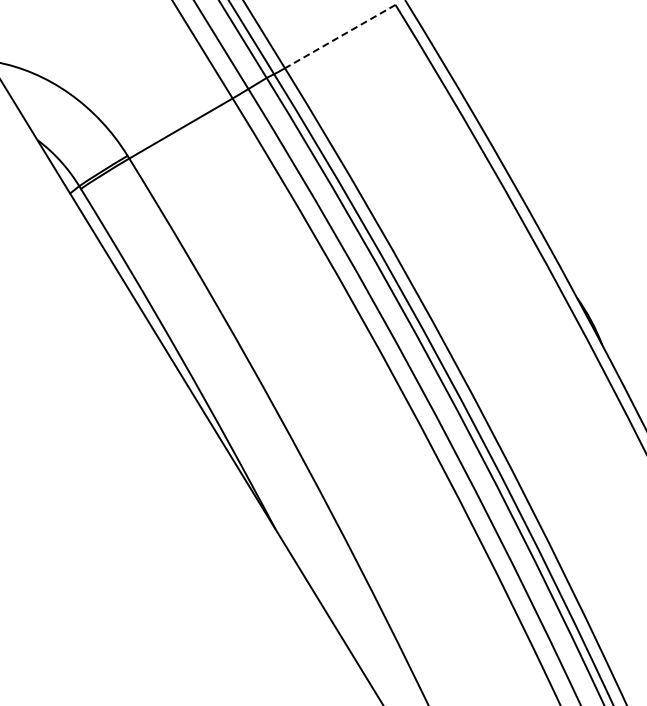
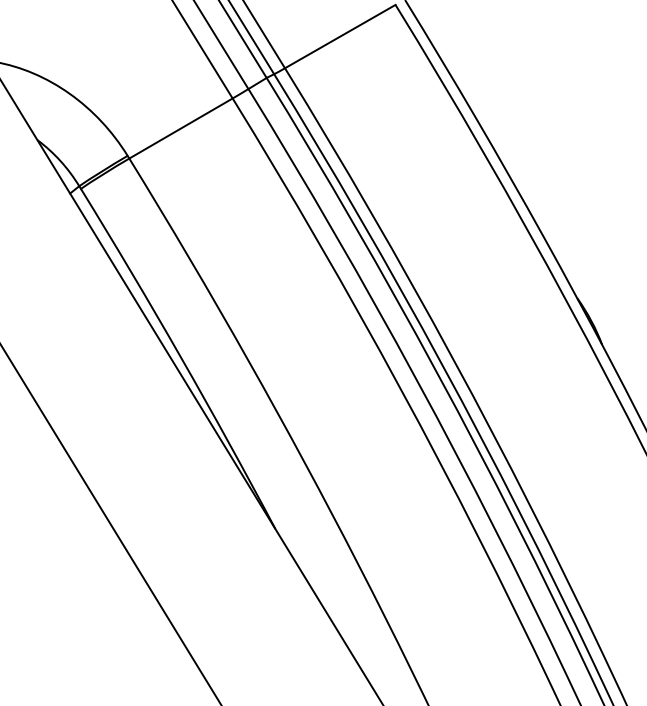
line: dashed -> solid (340, 36)
line: none -> present (111, 524)
